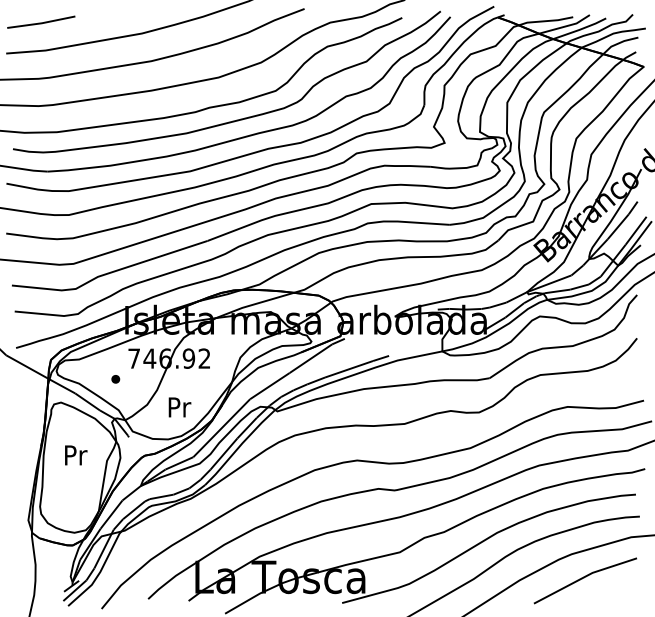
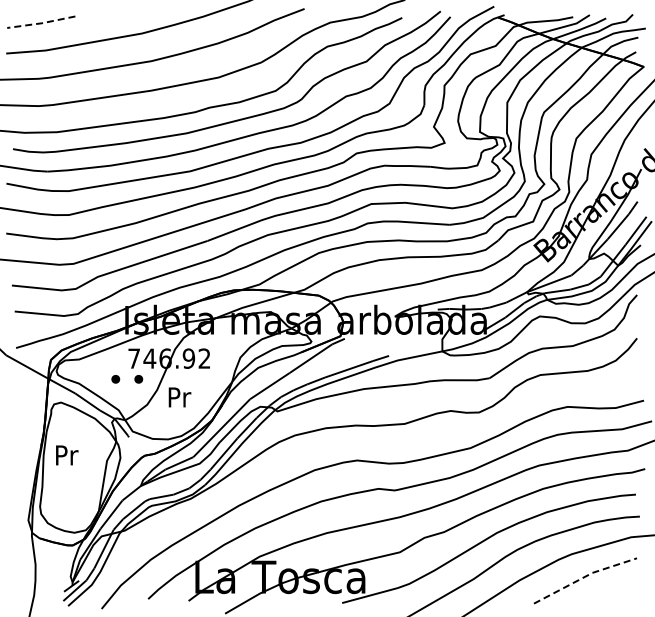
line: solid -> dashed (42, 23)
part: none -> present (138, 379)
text position: (179, 407) -> (179, 397) (179, 397)
text position: (76, 455) -> (67, 455) (67, 455)
line: solid -> dashed (584, 577)
